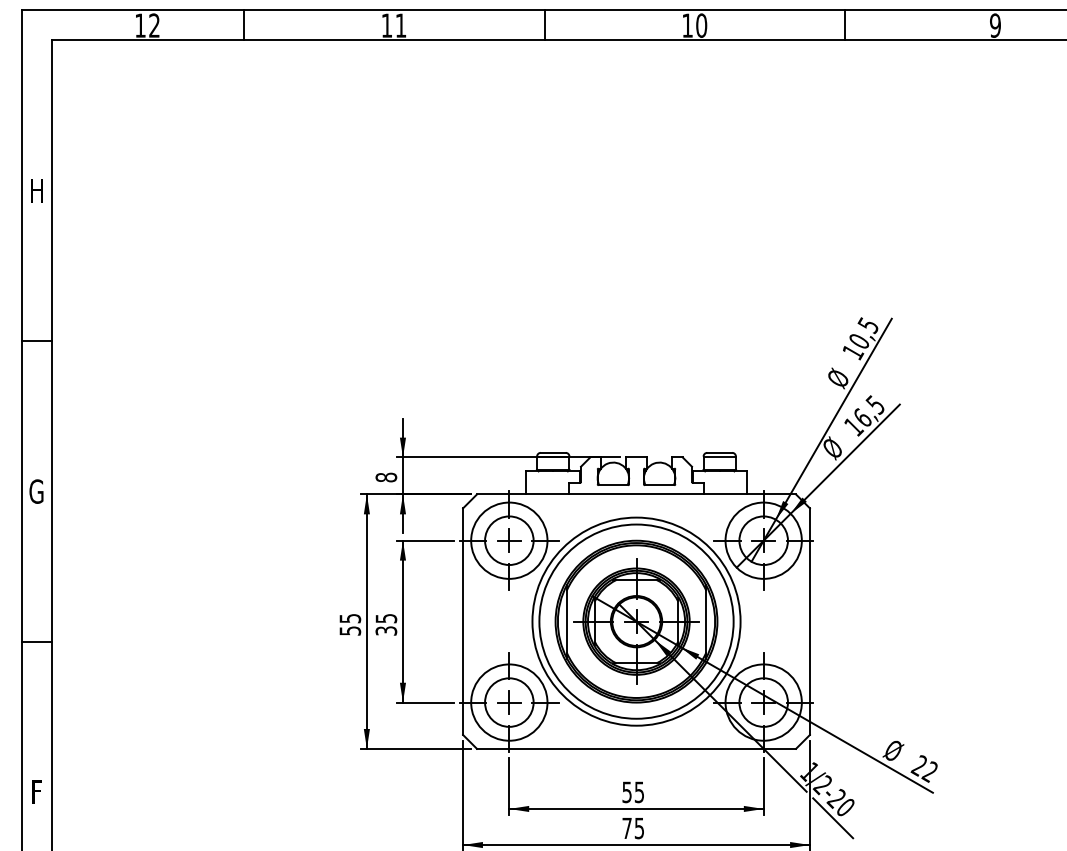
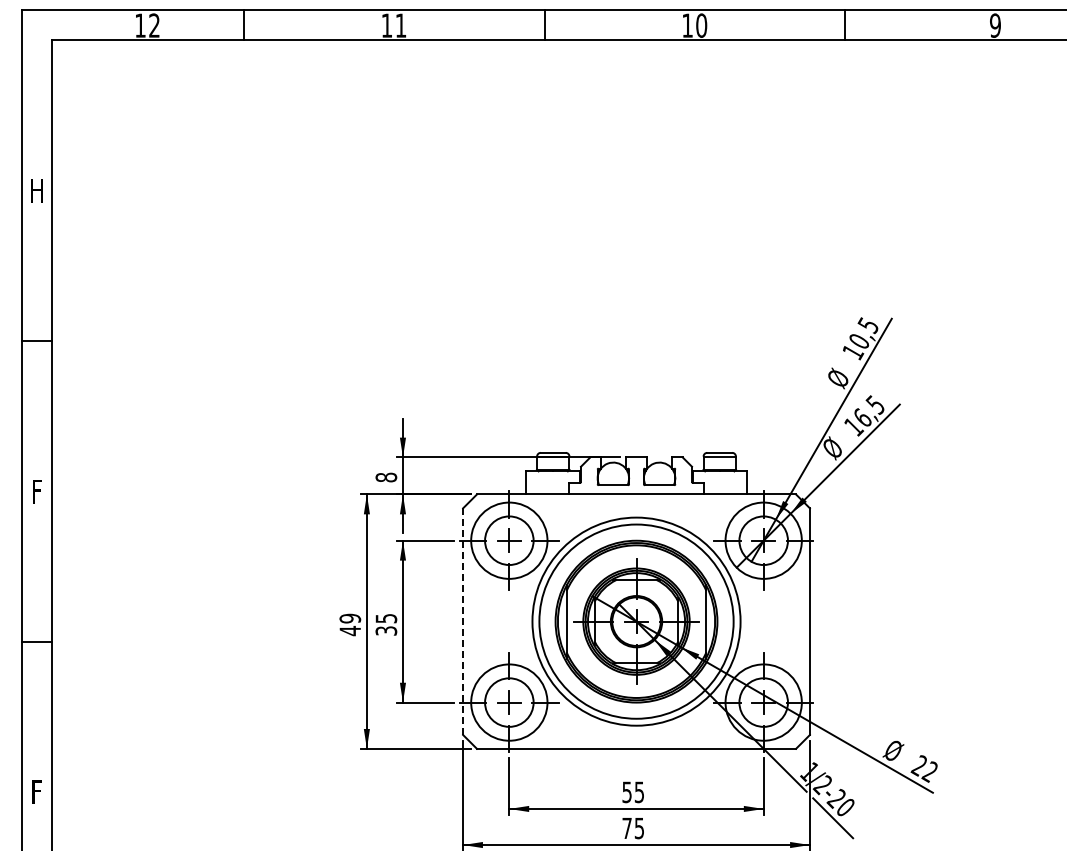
text: G -> F (36, 491)
line: solid -> dashed (463, 622)
text: 55 -> 49 (350, 624)
